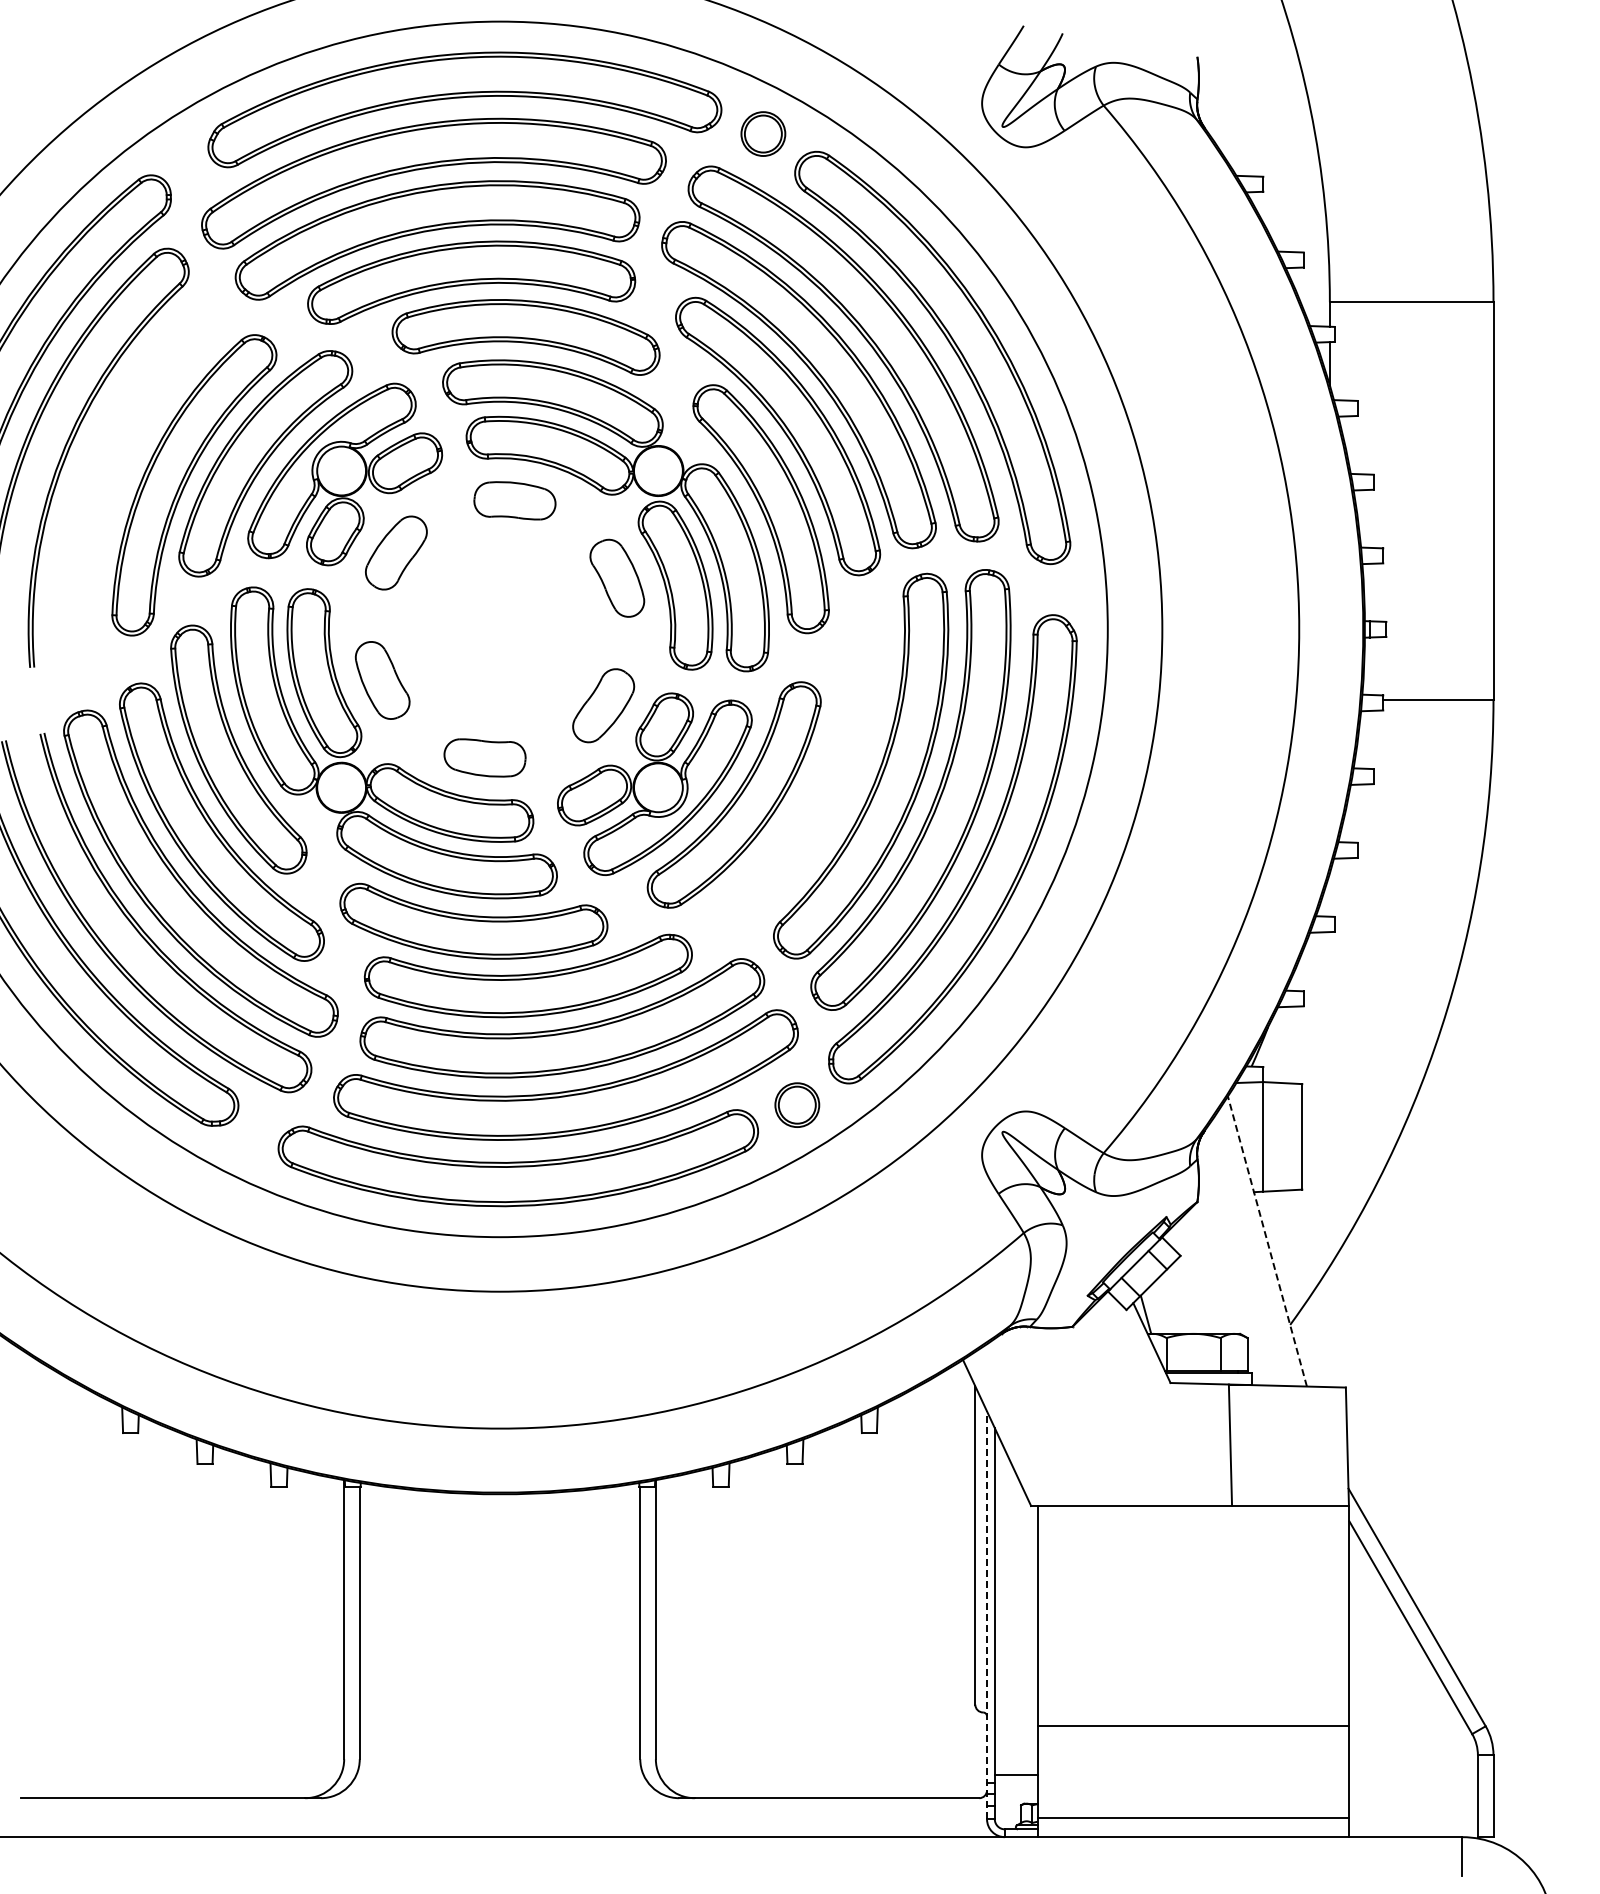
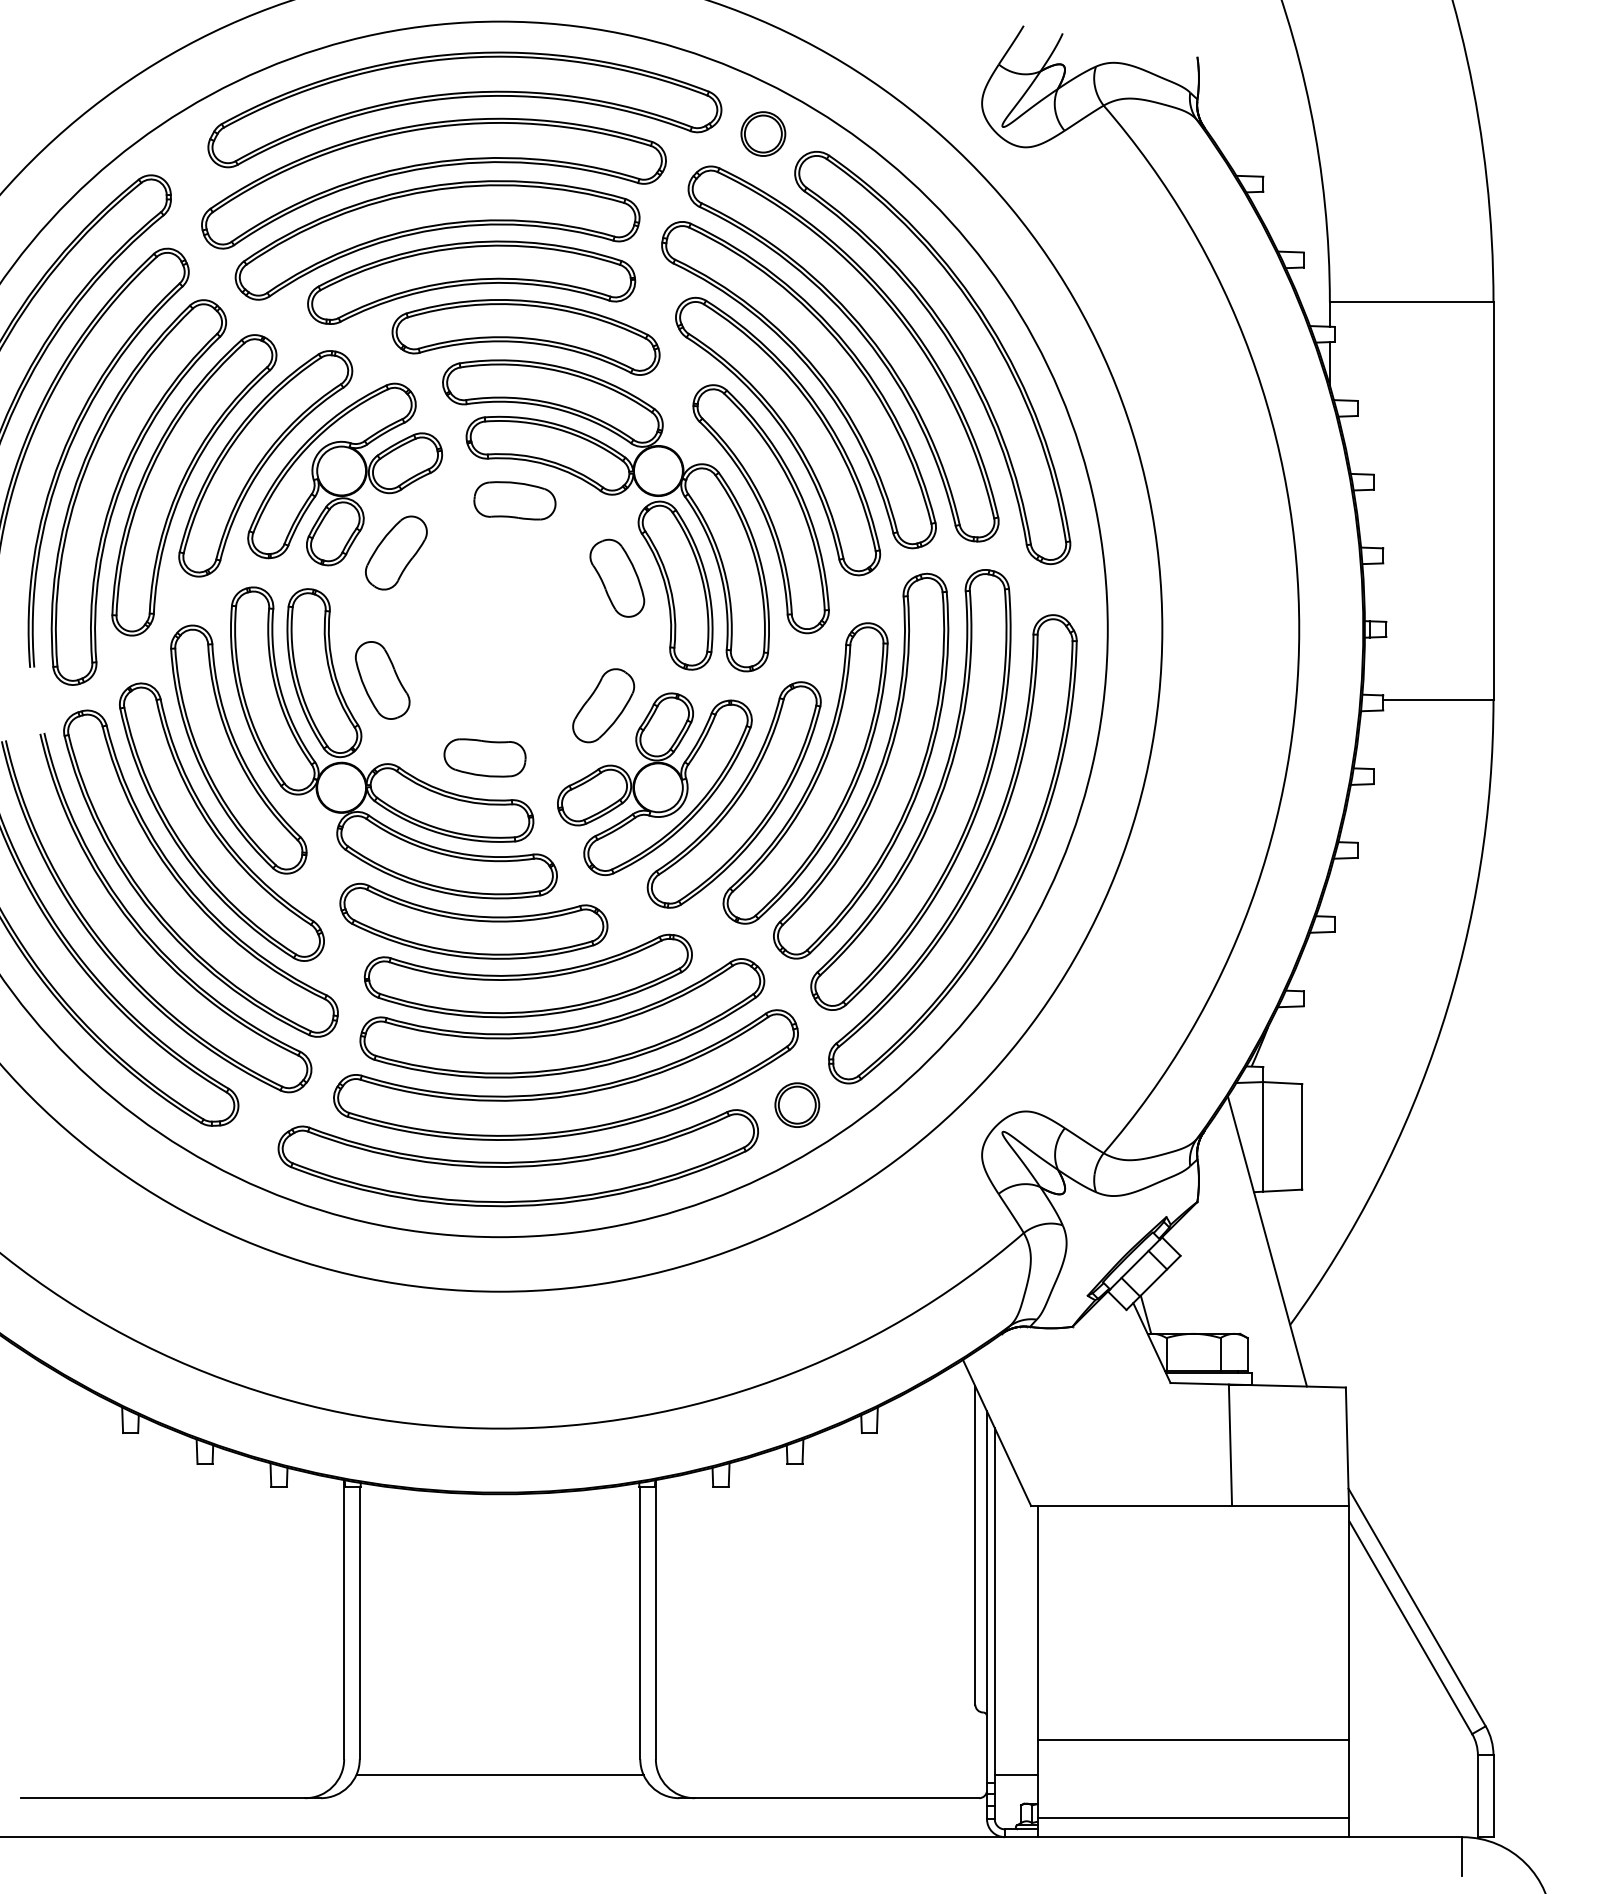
part: none -> present (122, 486)
part: none -> present (812, 776)
line: dashed -> solid (1267, 1241)
line: dashed -> solid (987, 1615)
line position: (1193, 1725) -> (1193, 1739) (1193, 1739)
line: none -> present (499, 1774)
